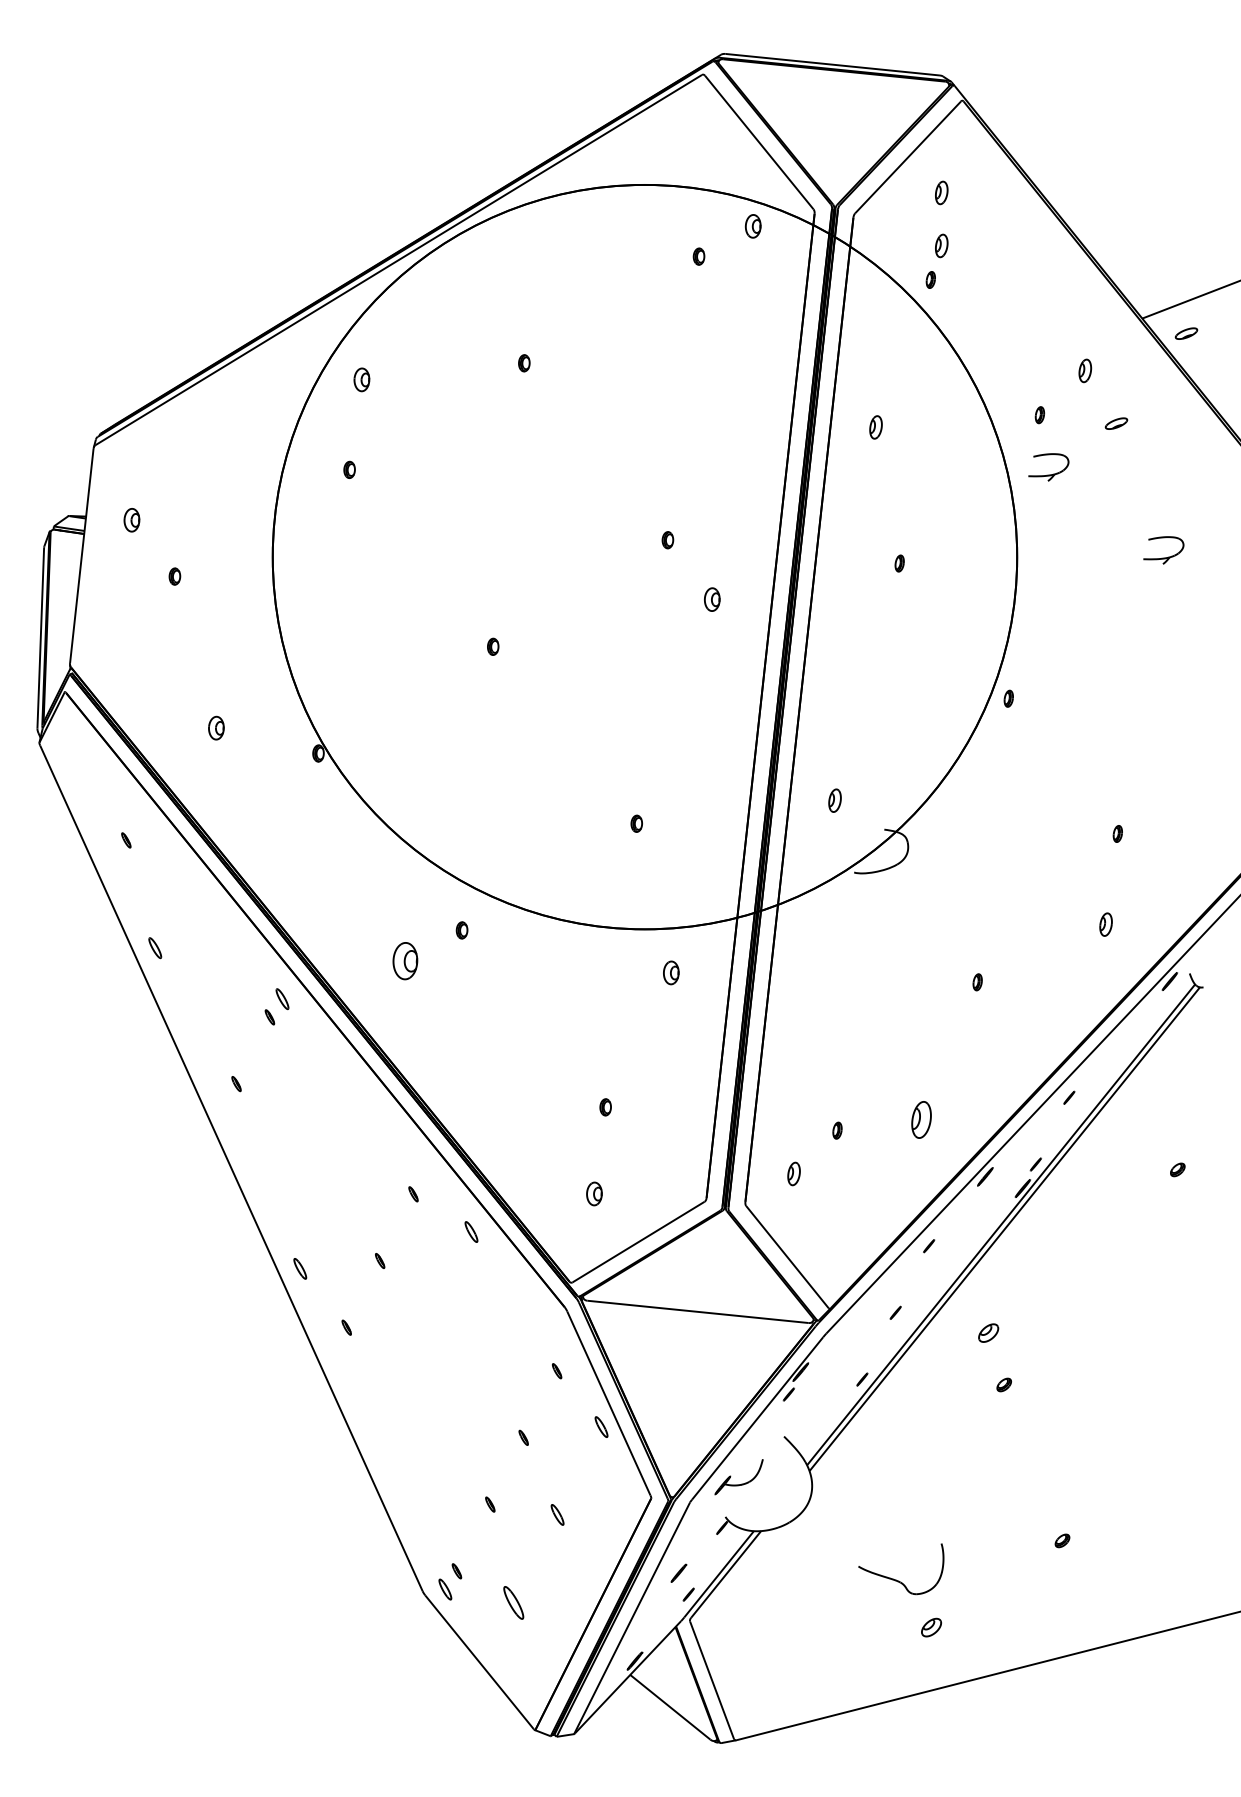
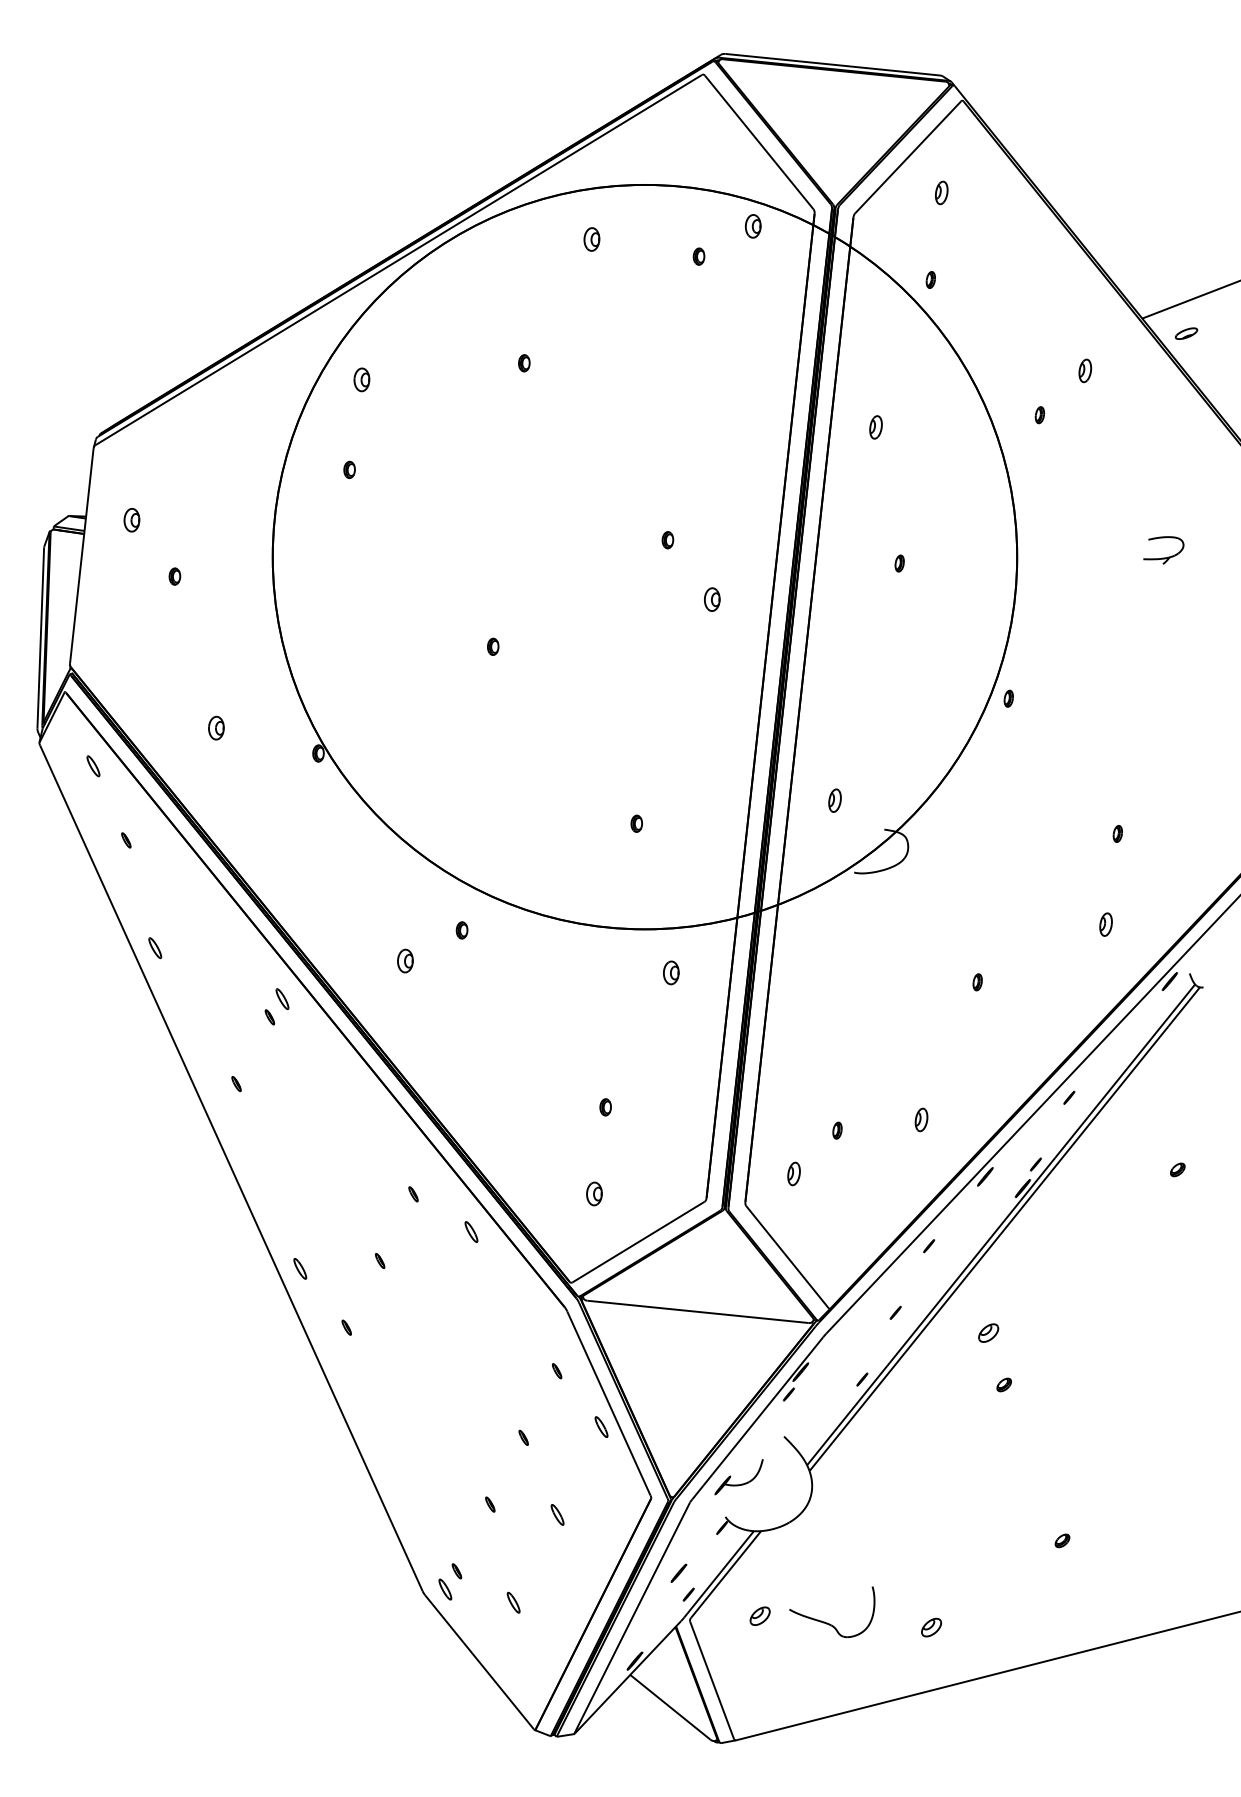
part: none -> present (591, 239)
part: present -> none (941, 245)
part: present -> none (1116, 423)
part: present -> none (1048, 474)
part: none -> present (93, 766)
part size: 27x39 px -> 17x26 px (405, 960)
part size: 21x38 px -> 15x26 px (921, 1119)
part position: (896, 1579) -> (827, 1622) (827, 1622)
part size: 22x34 px -> 15x23 px (513, 1602)
part: none -> present (759, 1615)
